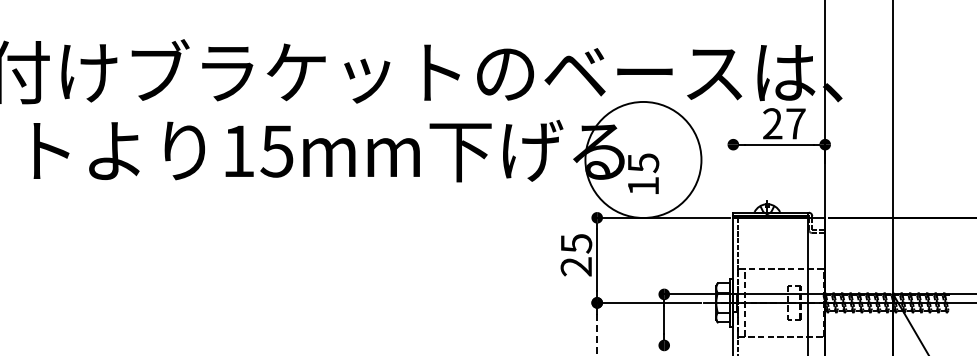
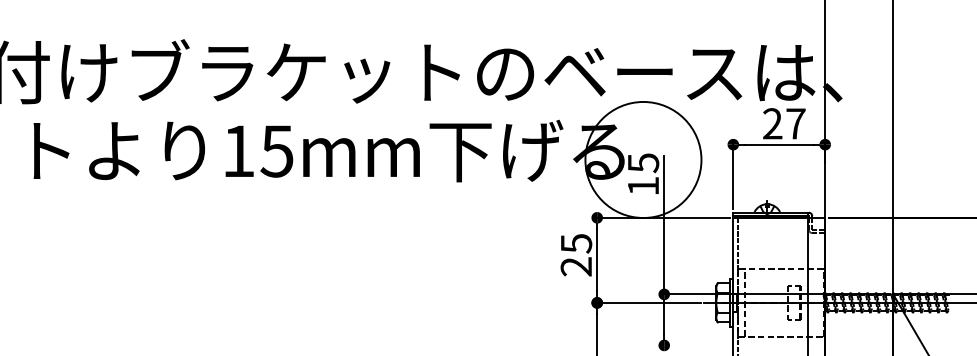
line: none -> present (733, 175)
line: none -> present (664, 225)
line: dashed -> solid (597, 335)
